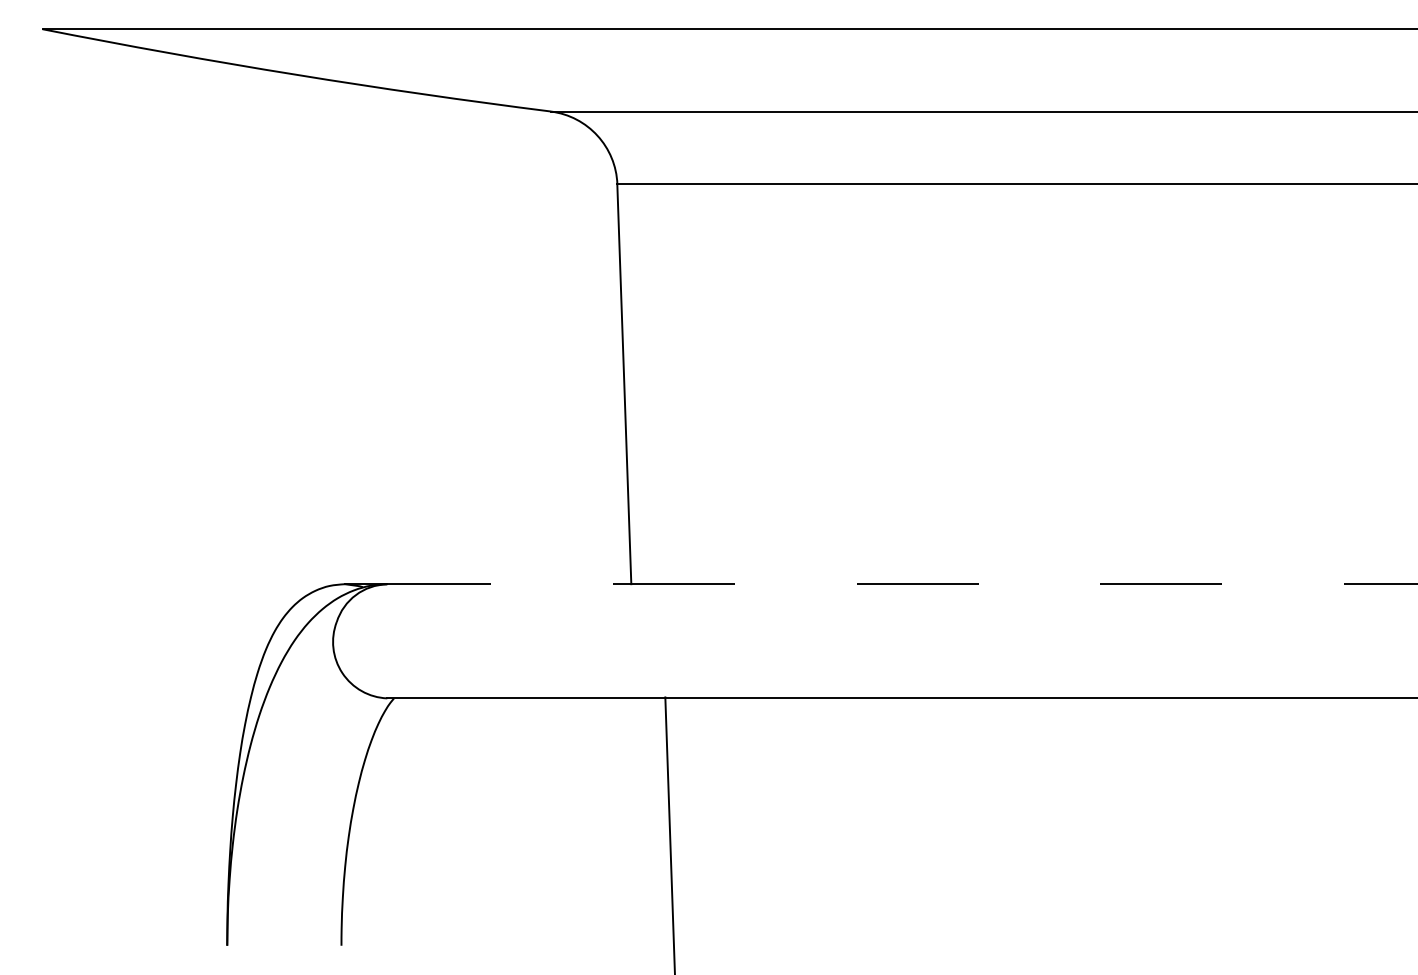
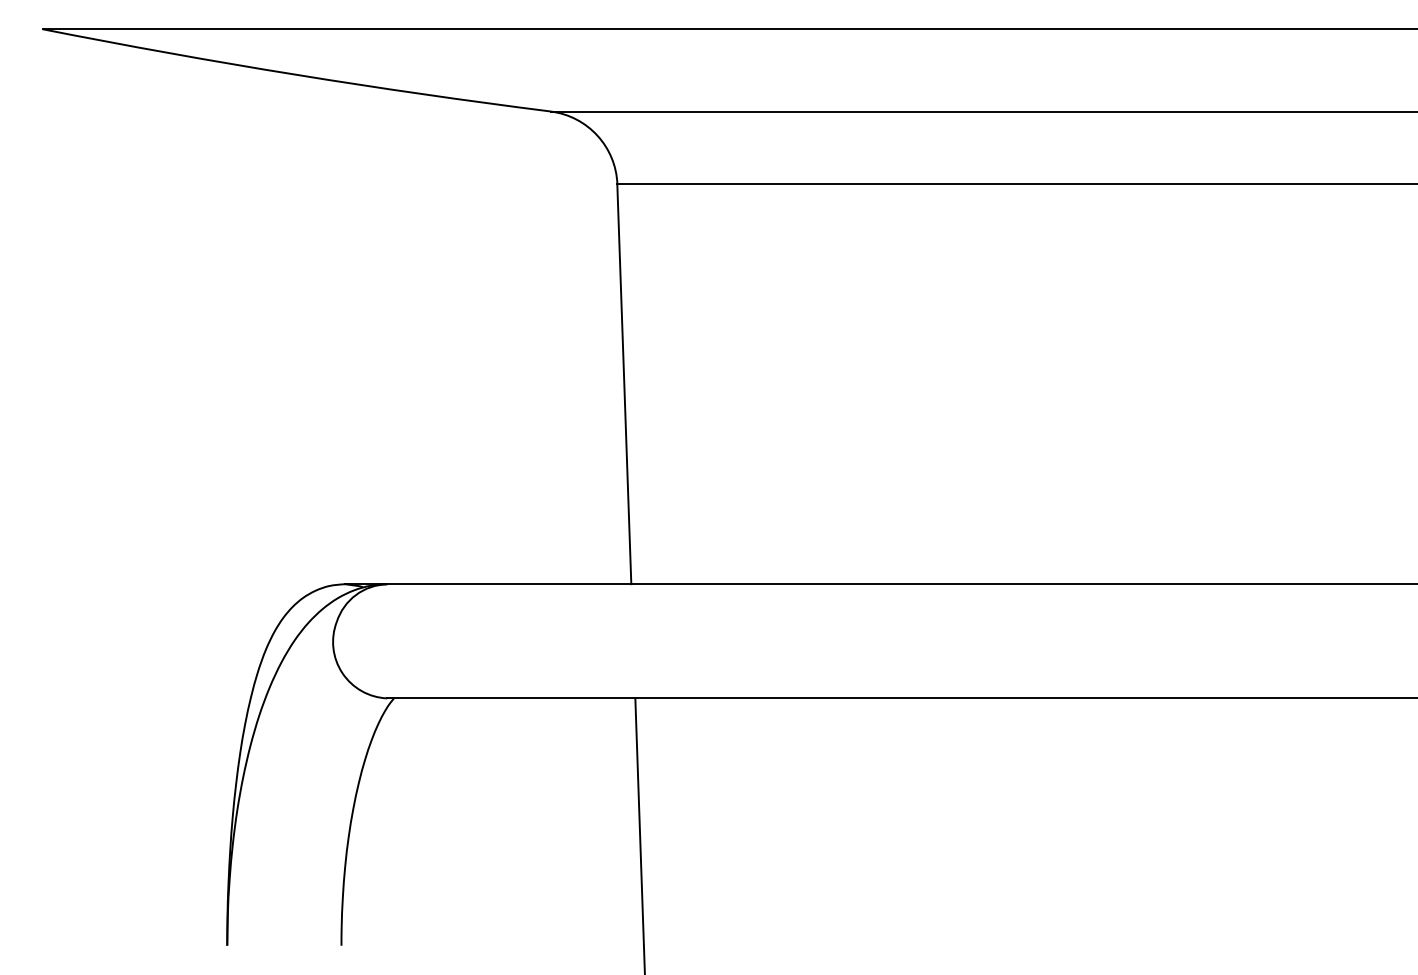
line: dashed -> solid (901, 584)
line position: (669, 834) -> (639, 834) (639, 834)
